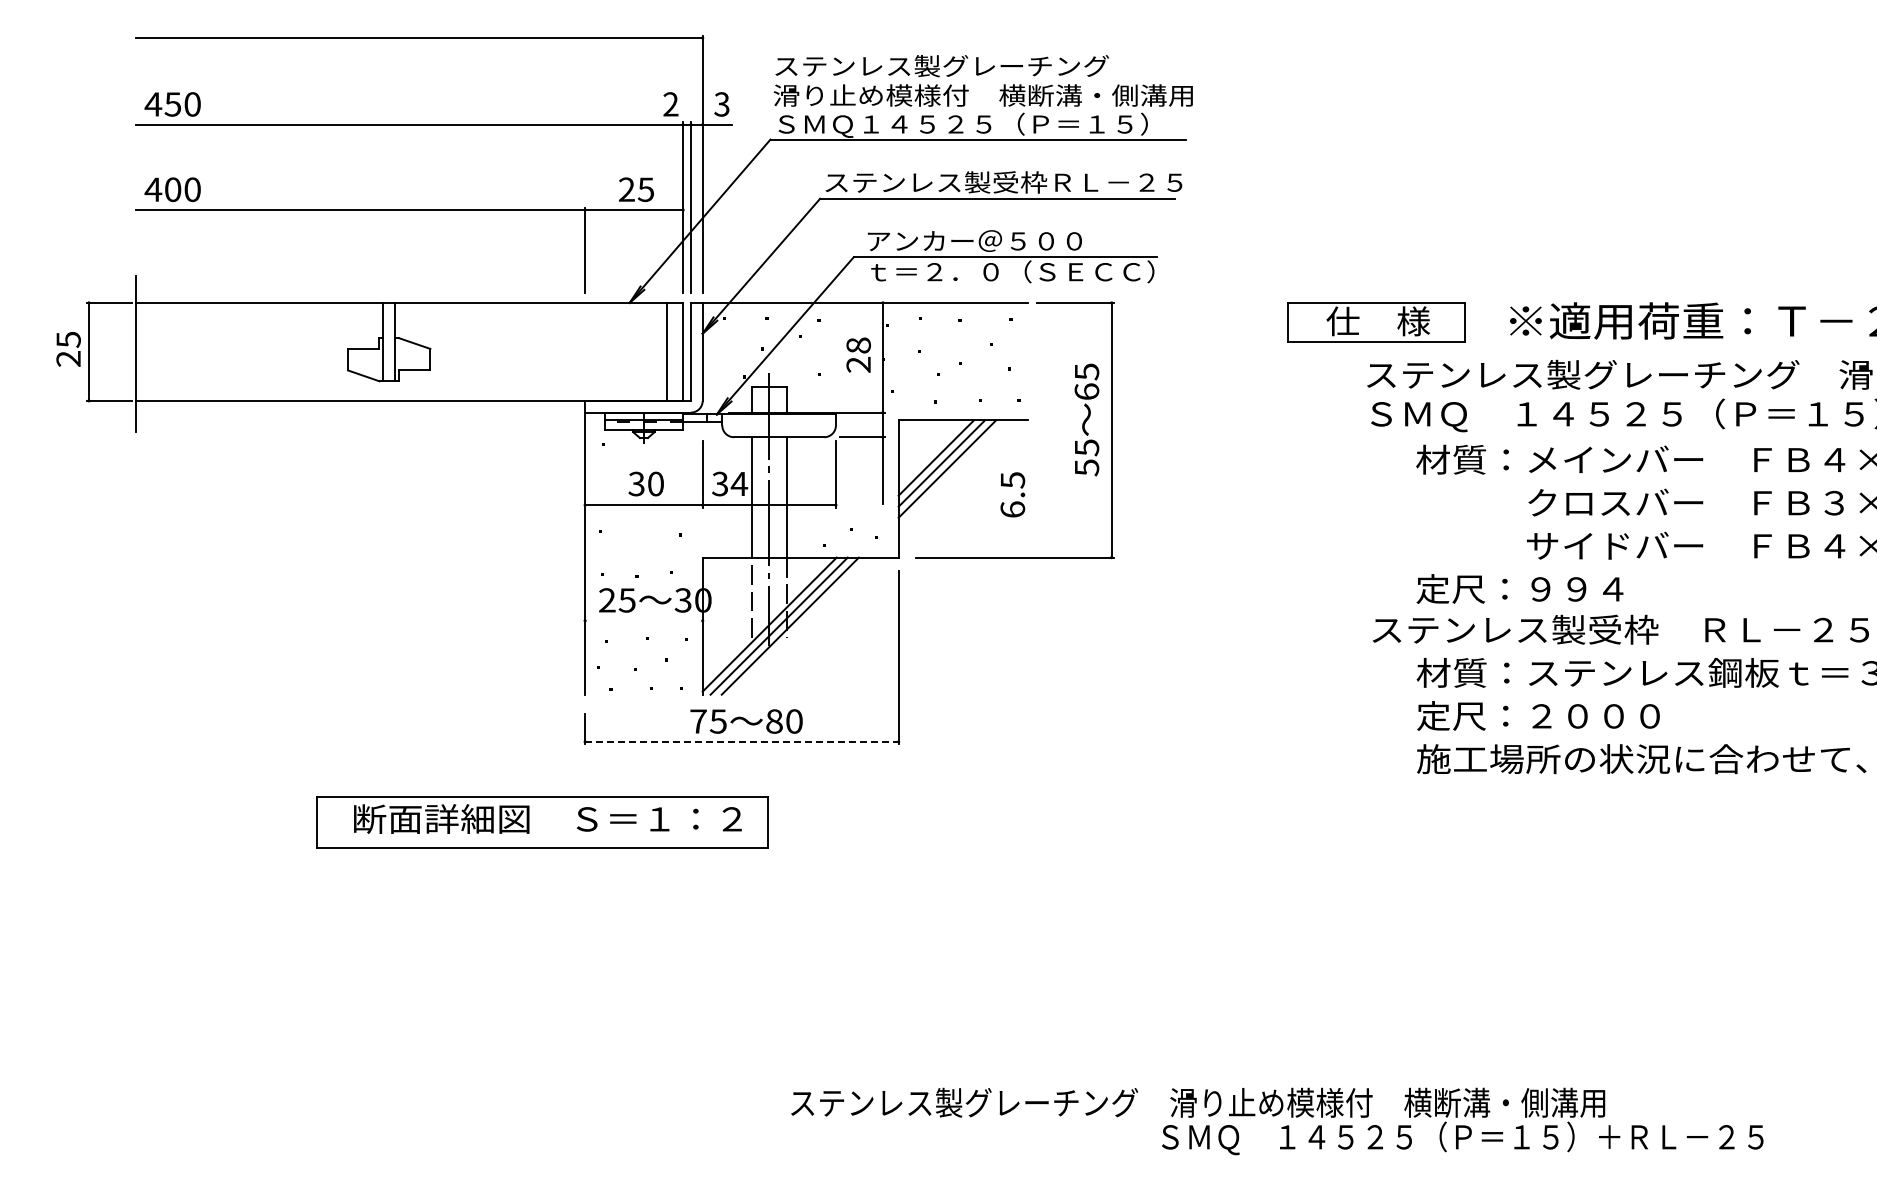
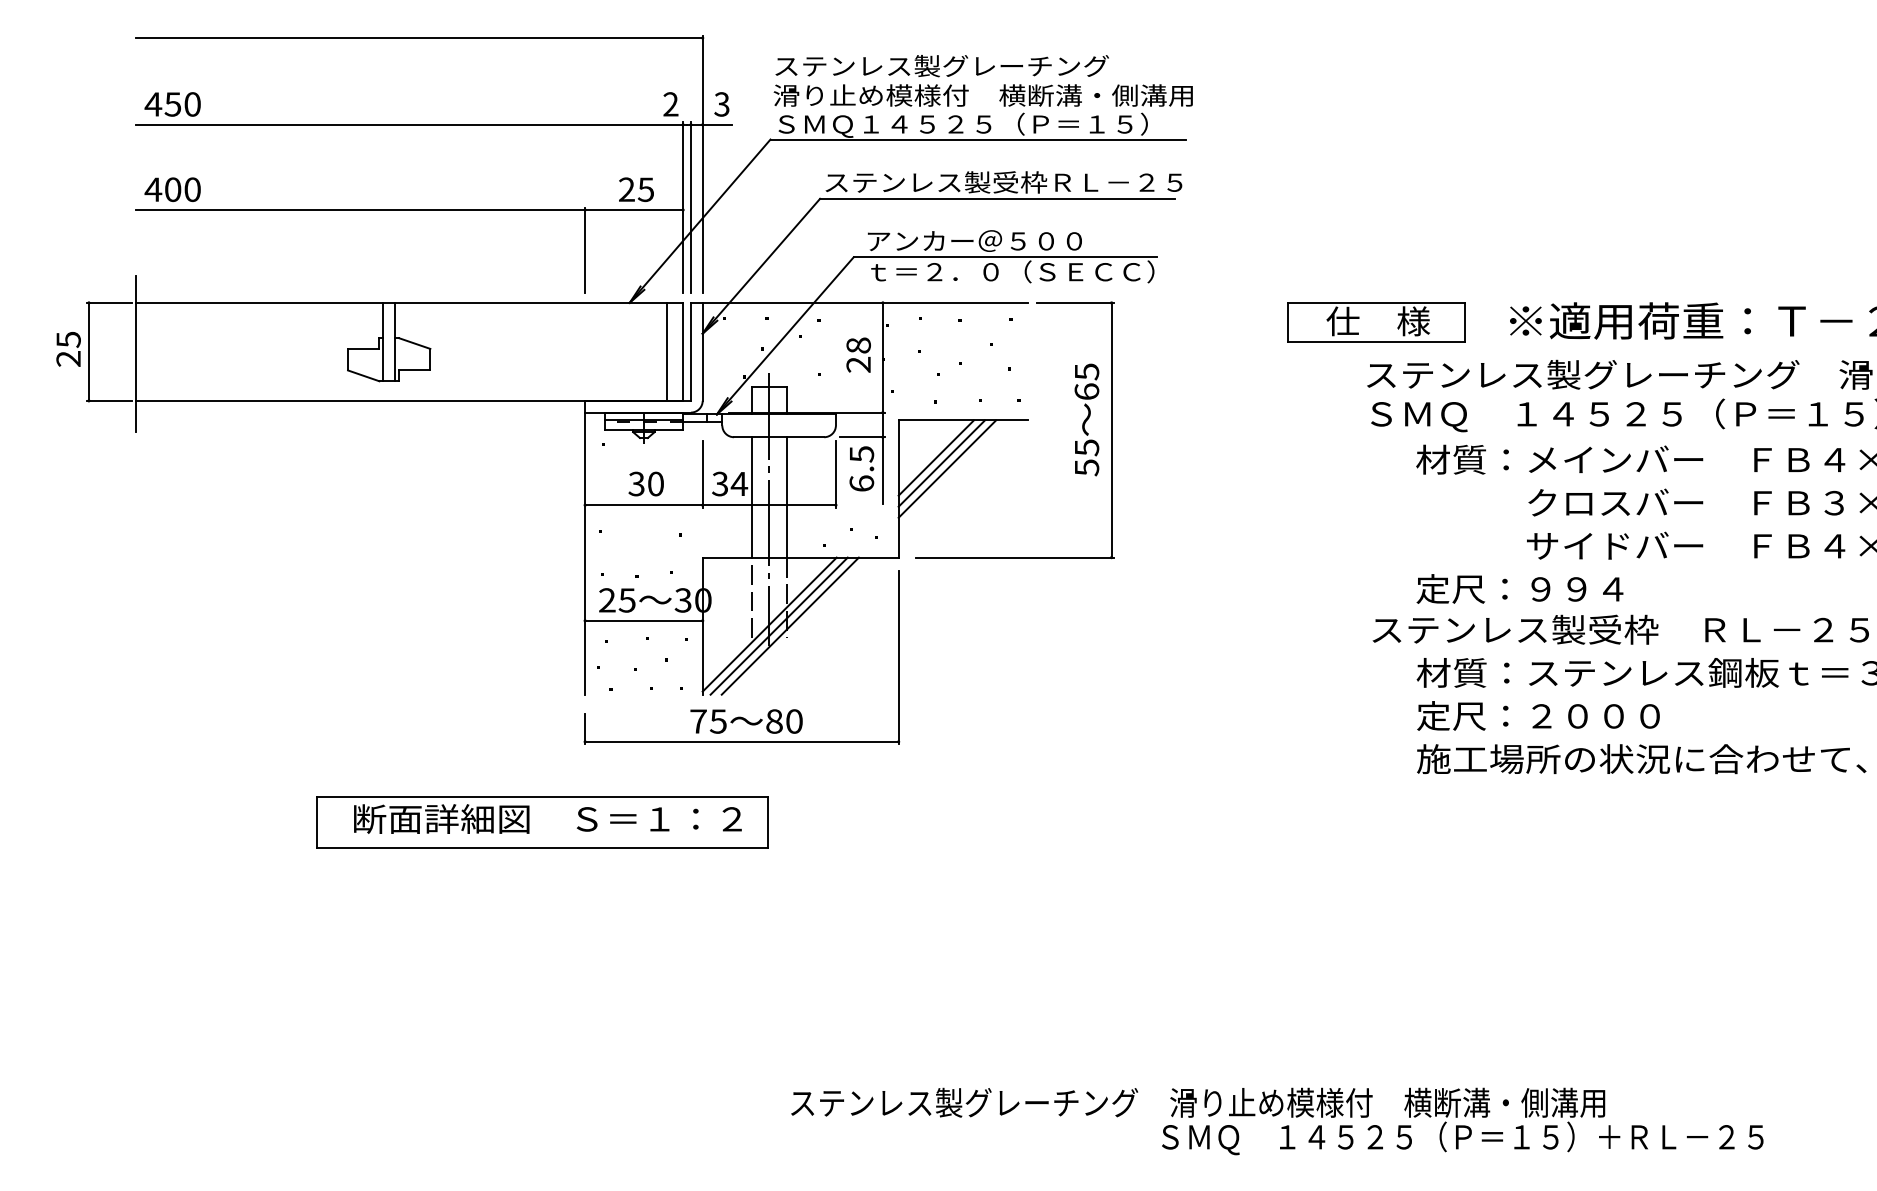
text position: (1012, 494) -> (861, 468) (861, 468)
line: none -> present (643, 620)
line: dashed -> solid (741, 741)
